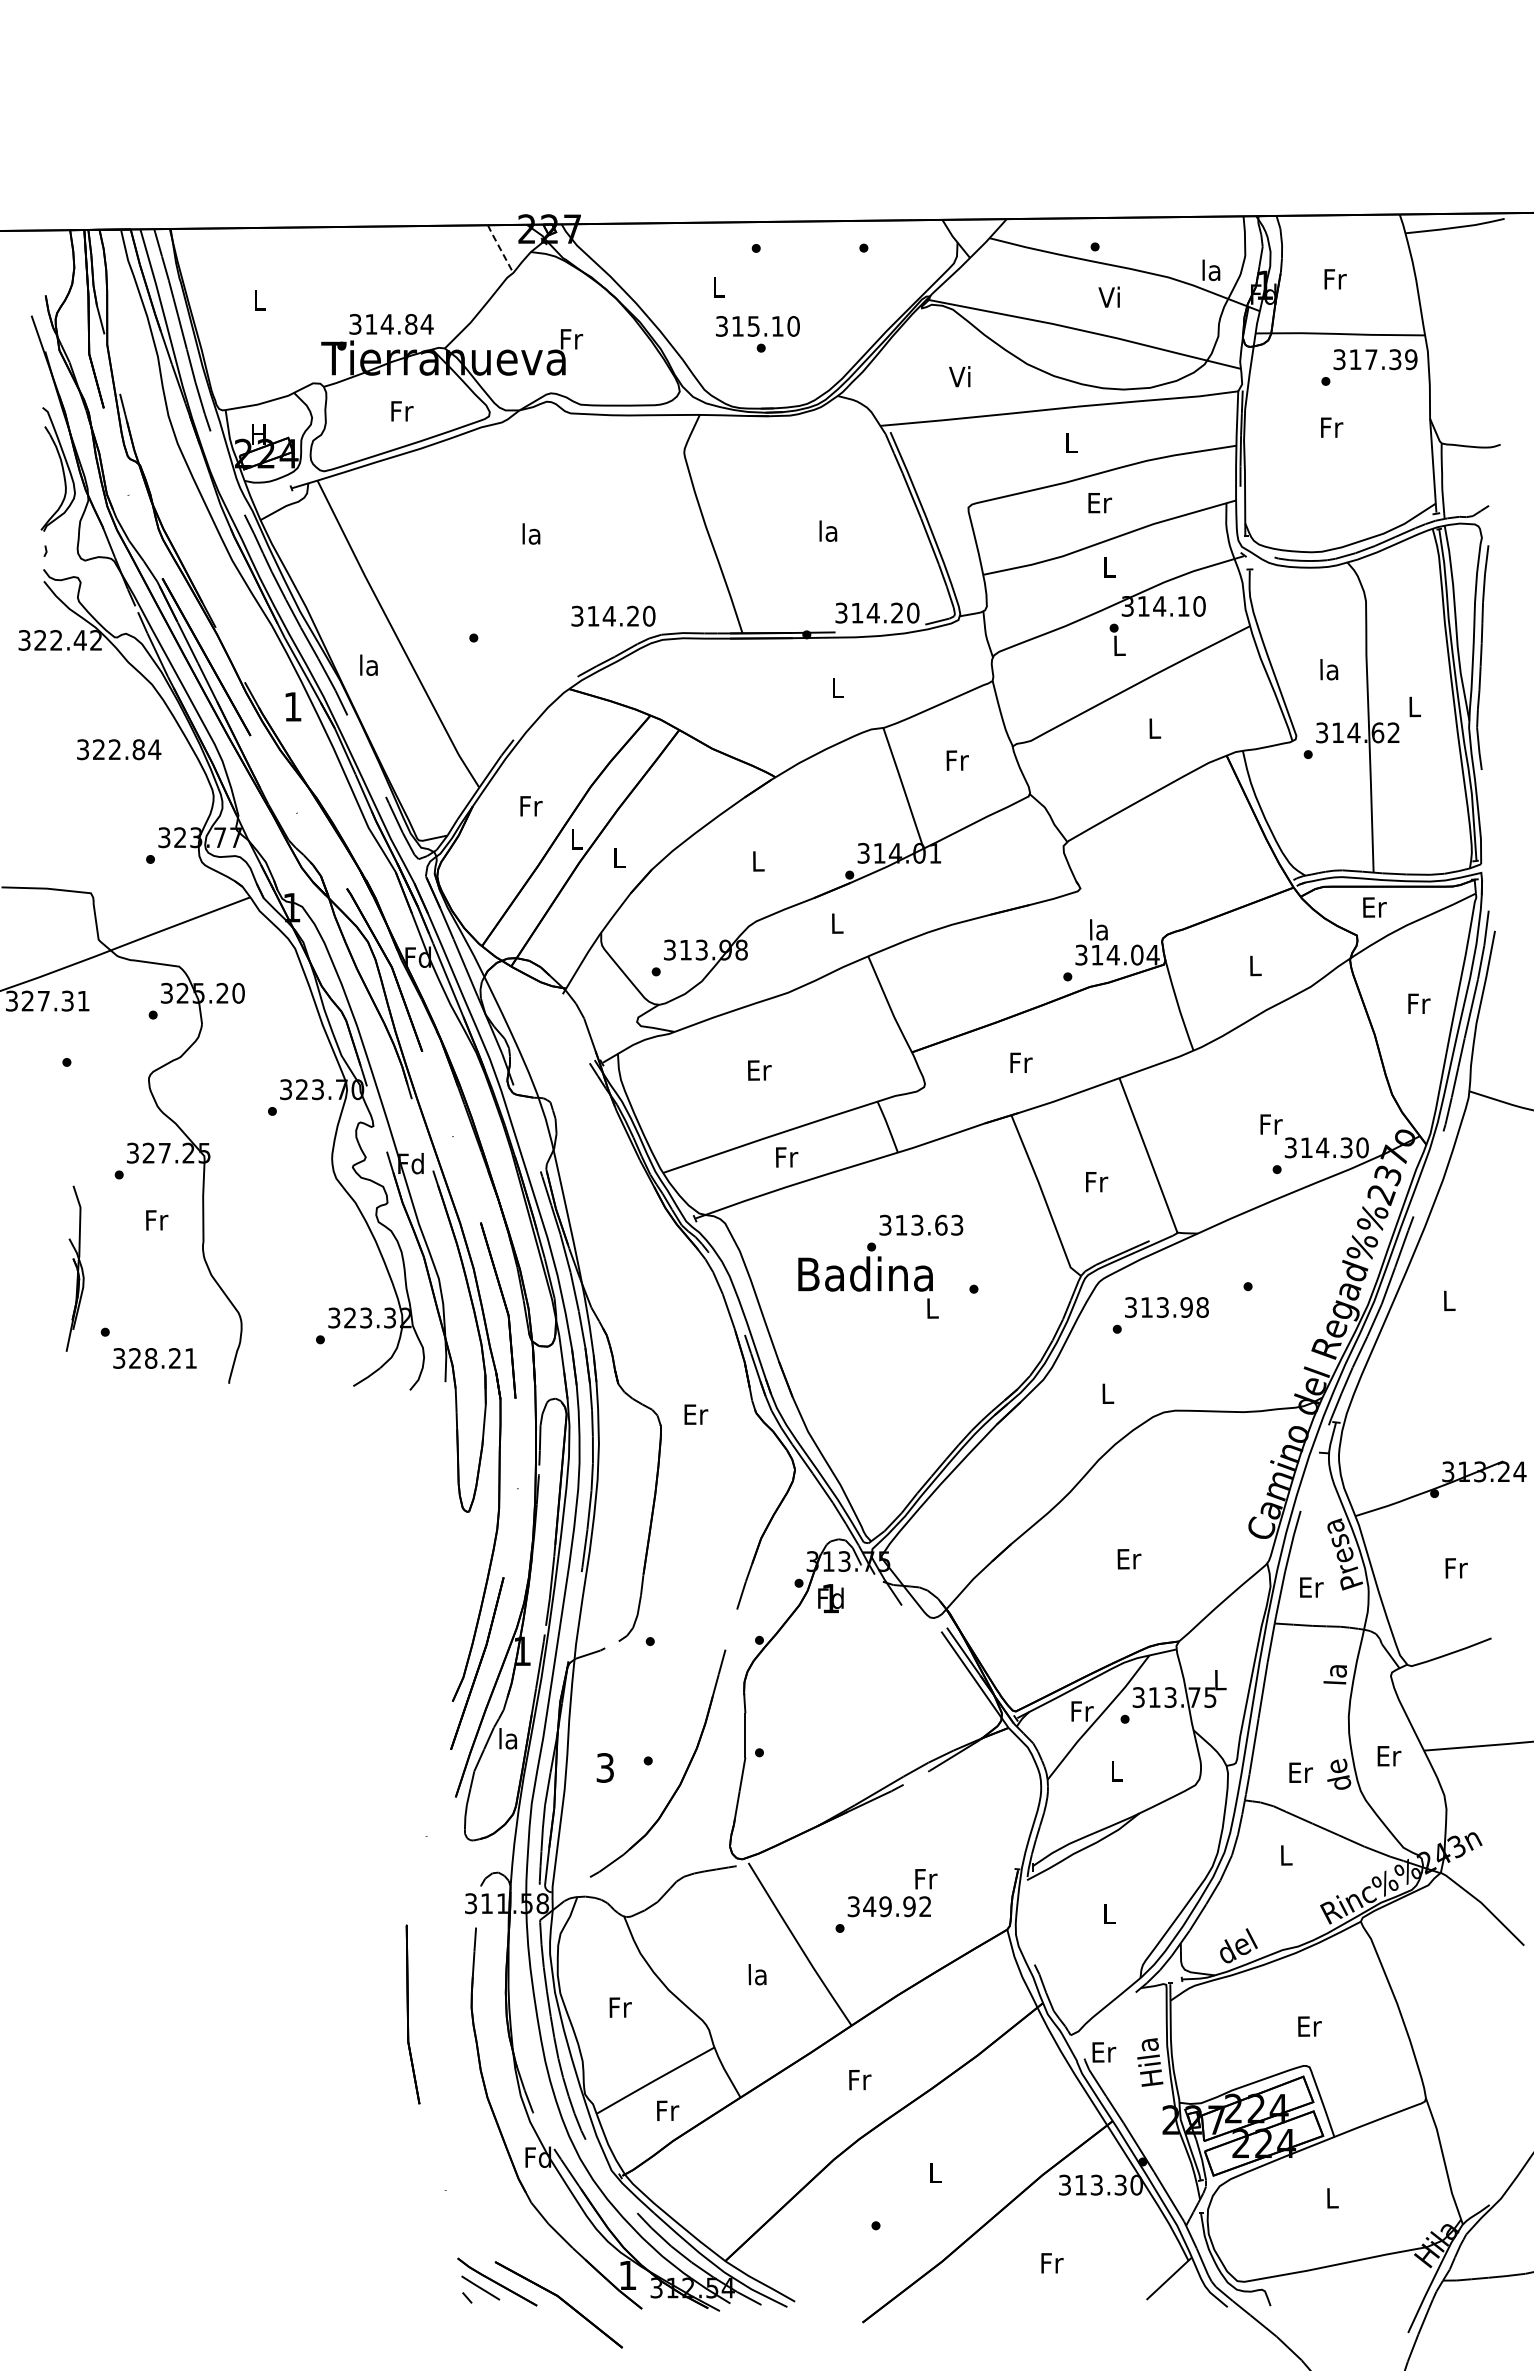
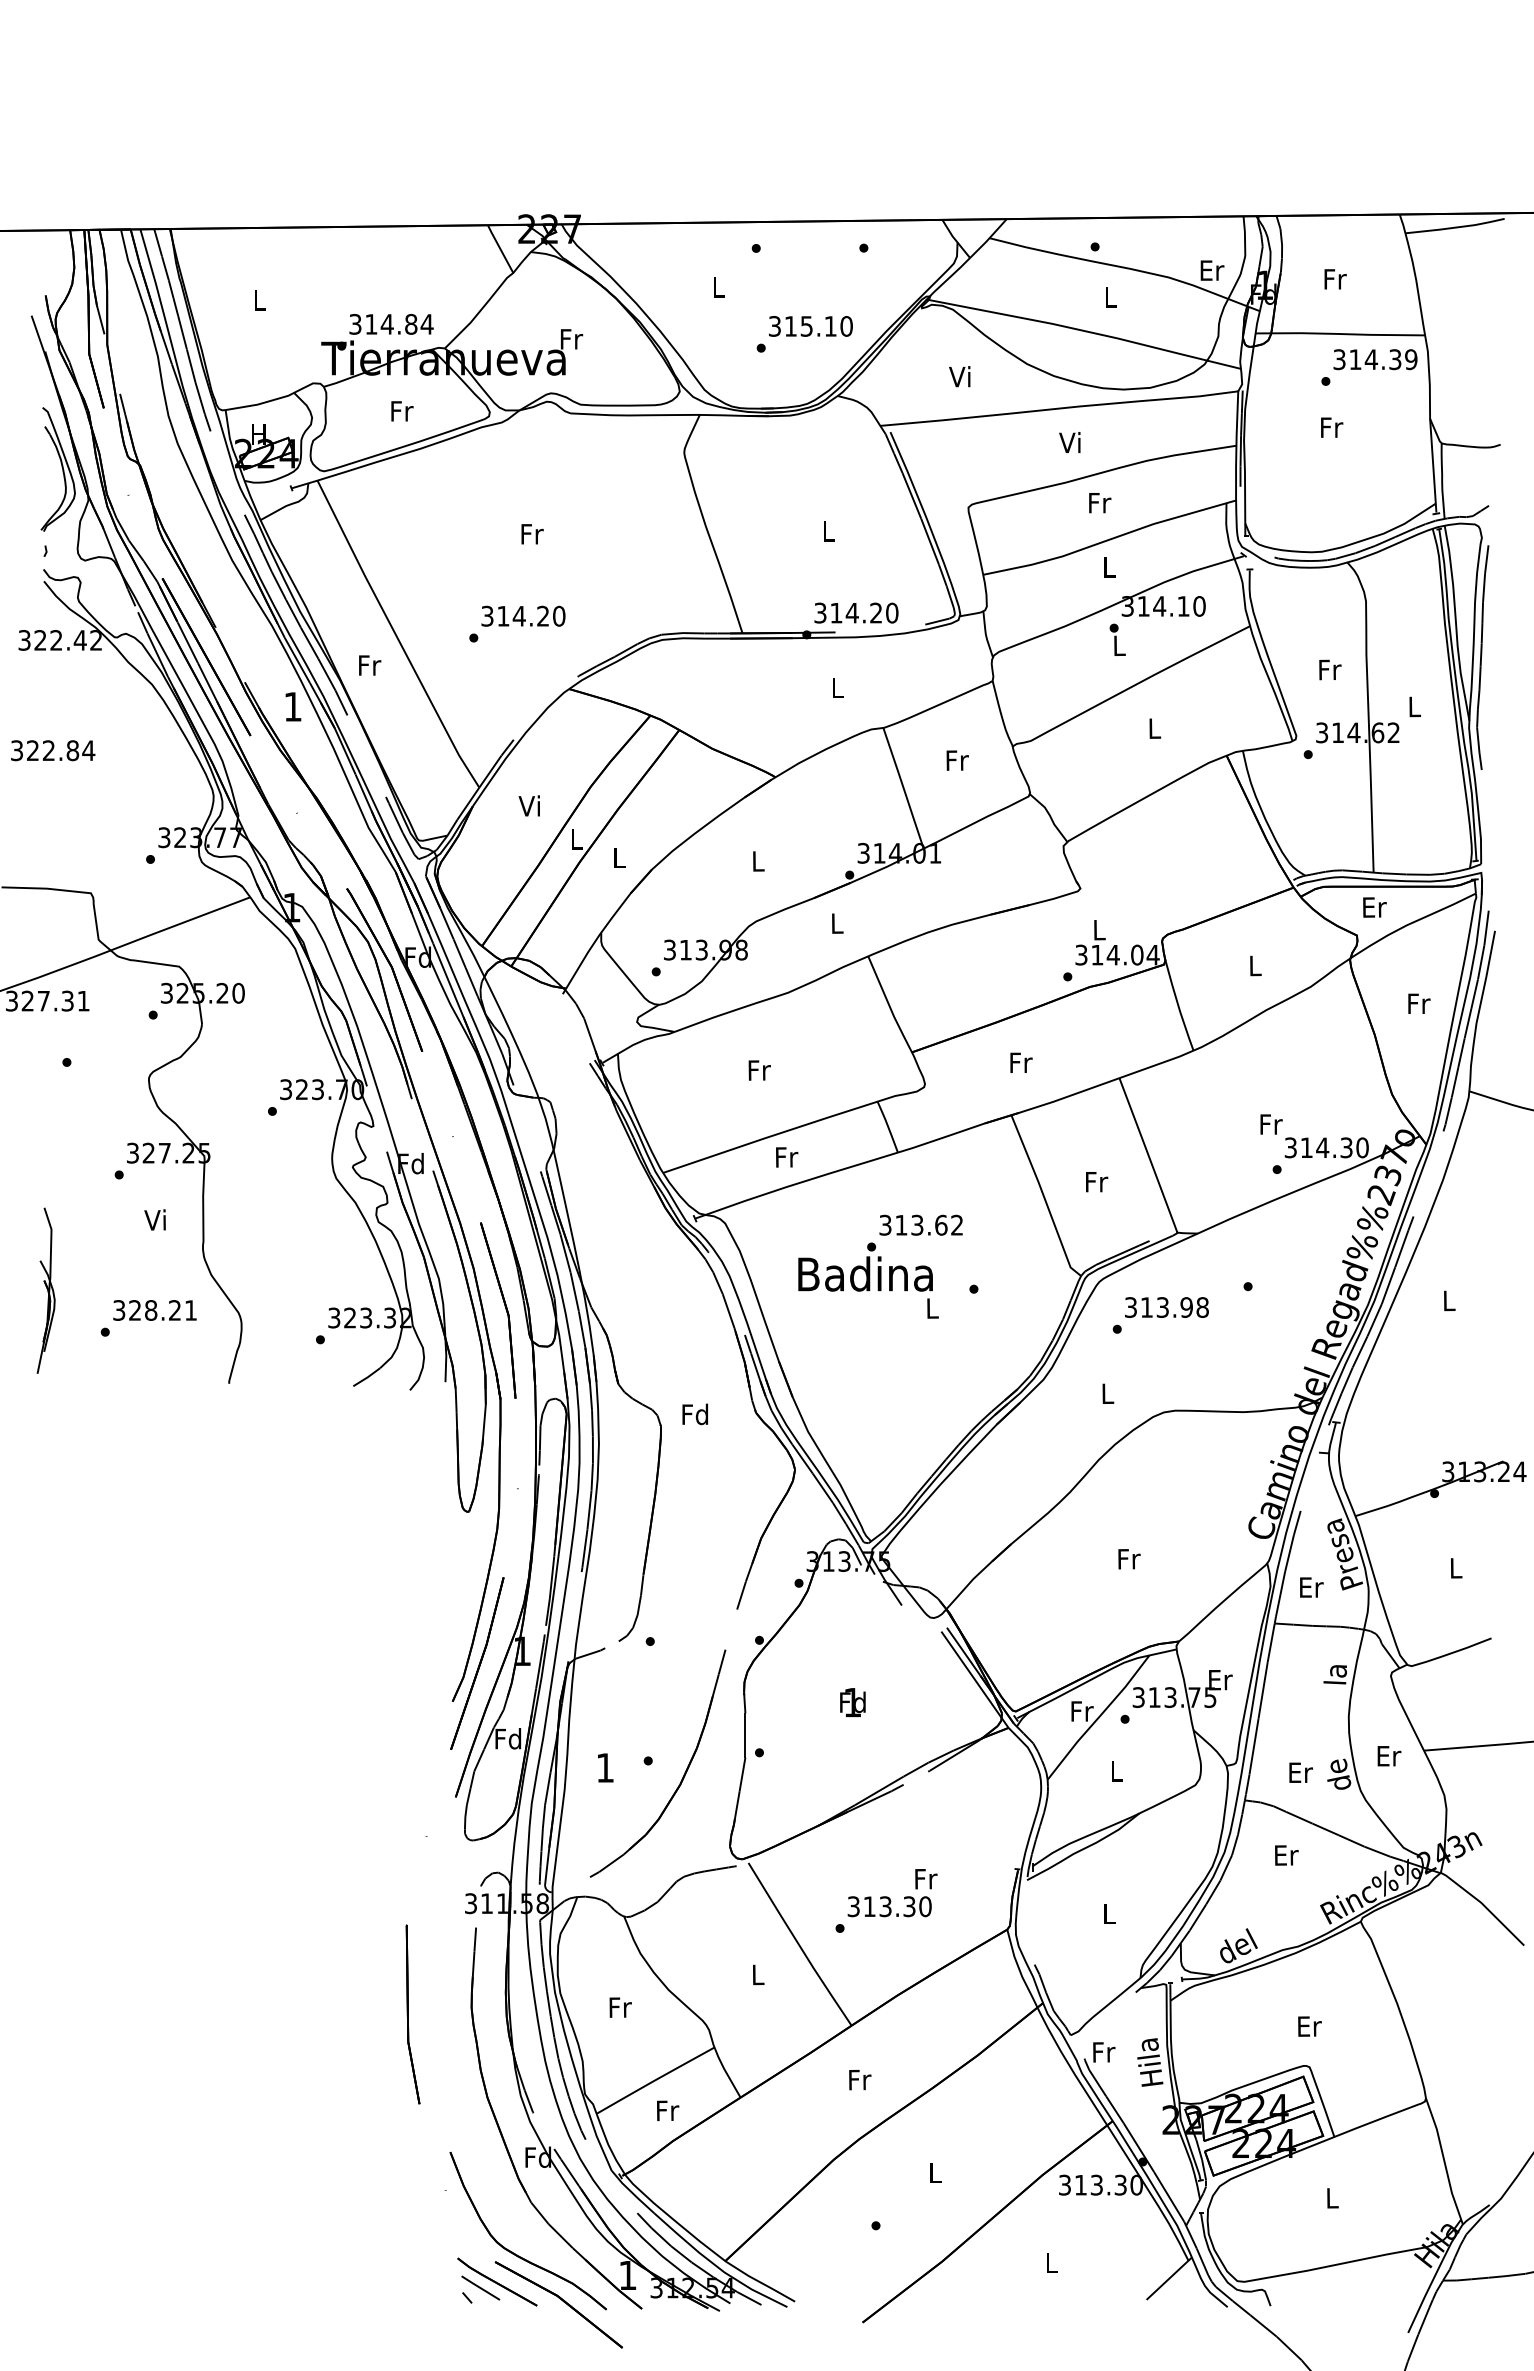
line: dashed -> solid (500, 249)
text: la -> Er (1212, 270)
text: Vi -> L (1108, 296)
text position: (757, 326) -> (810, 326) (810, 326)
text: 317.39 -> 314.39 (1370, 359)
text: L -> Vi (1069, 442)
text: Er -> Fr (1100, 503)
text: la -> L (828, 530)
text: la -> Fr (532, 533)
text position: (877, 612) -> (856, 612) (856, 612)
text position: (613, 615) -> (523, 615) (523, 615)
text: la -> Fr (370, 664)
text: la -> Fr (1330, 669)
text position: (119, 749) -> (53, 750) (53, 750)
text: Fr -> Vi (530, 805)
text: la -> L (1098, 929)
text: Er -> Fr (759, 1070)
text: Fr -> Vi (156, 1219)
text: 313.63 -> 313.62 (957, 1225)
part position: (74, 1268) -> (45, 1290) (45, 1290)
text position: (154, 1358) -> (154, 1310) (154, 1310)
text: Er -> Fd (695, 1414)
text: Er -> Fr (1129, 1559)
text: Fr -> L (1456, 1568)
text position: (830, 1598) -> (852, 1702) (852, 1702)
text: L -> Er (1220, 1680)
text: la -> Fd (508, 1738)
text: 3 -> 1 (604, 1767)
text: L -> Er (1286, 1855)
text: 349.92 -> 313.30 (897, 1906)
text: la -> L (757, 1974)
text: Er -> Fr (1104, 2052)
part: none -> present (512, 2251)
text: Fr -> L (1052, 2263)
